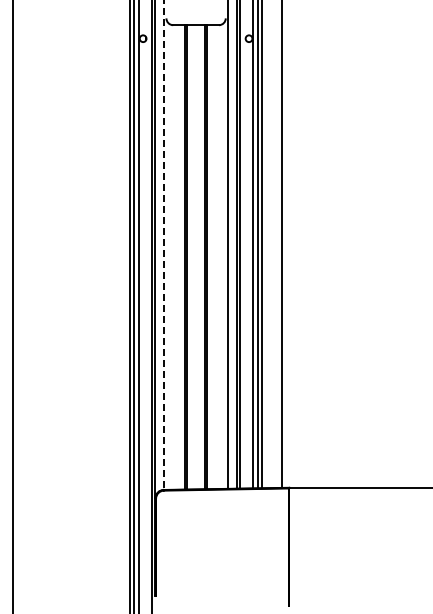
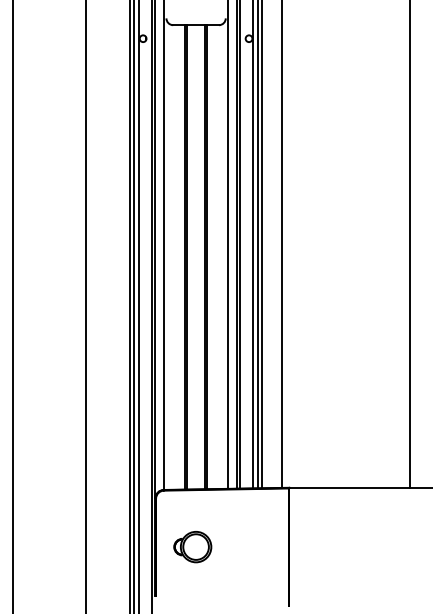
line: none -> present (410, 244)
line: dashed -> solid (163, 245)
line: none -> present (85, 306)
part: none -> present (192, 547)
